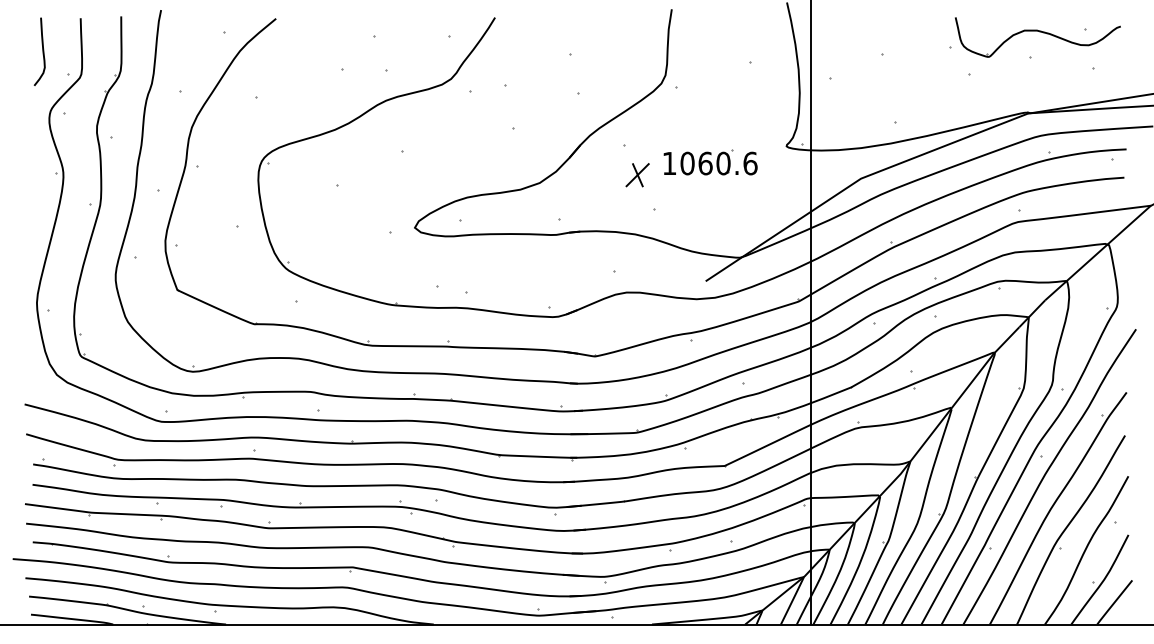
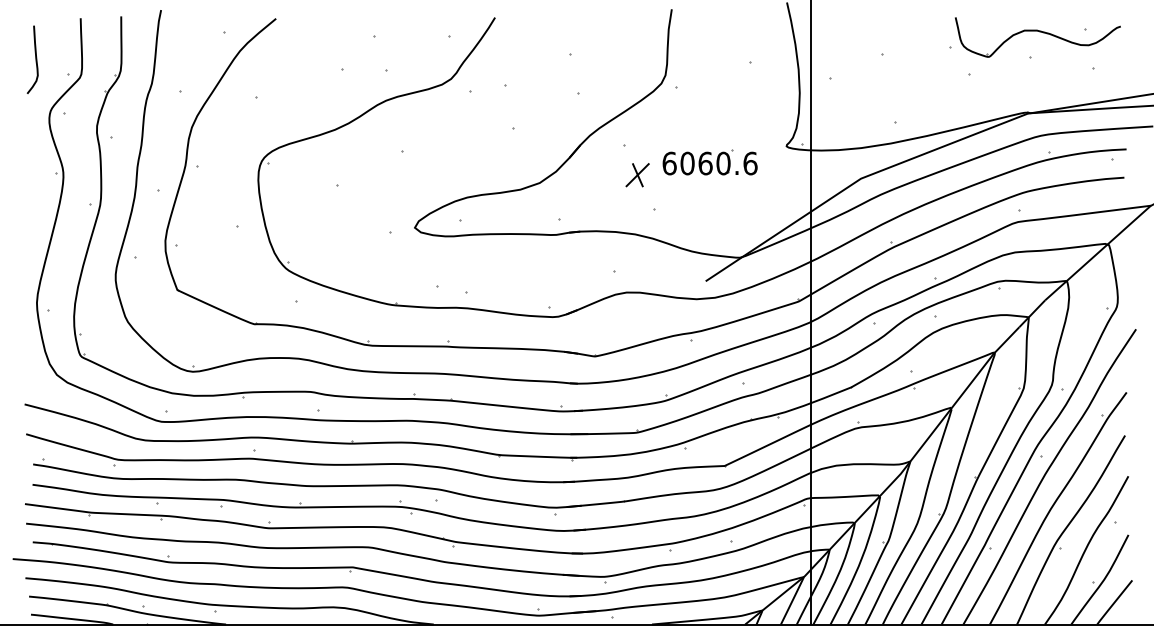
curve position: (42, 51) -> (35, 59) (35, 59)
text: 1060.6 -> 6060.6 (669, 163)
